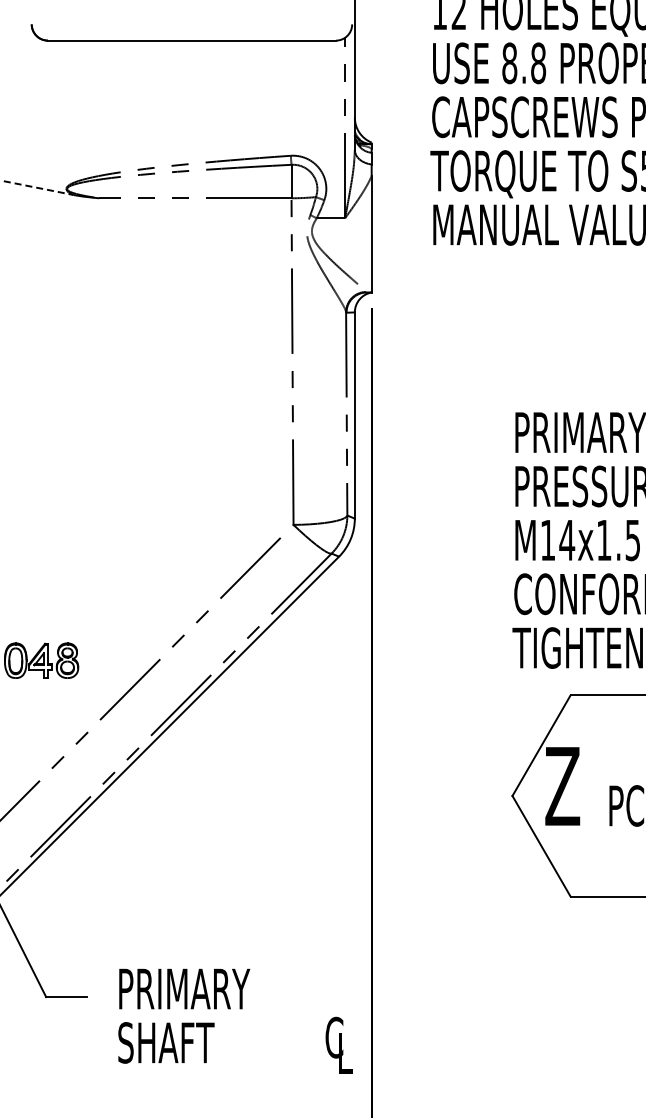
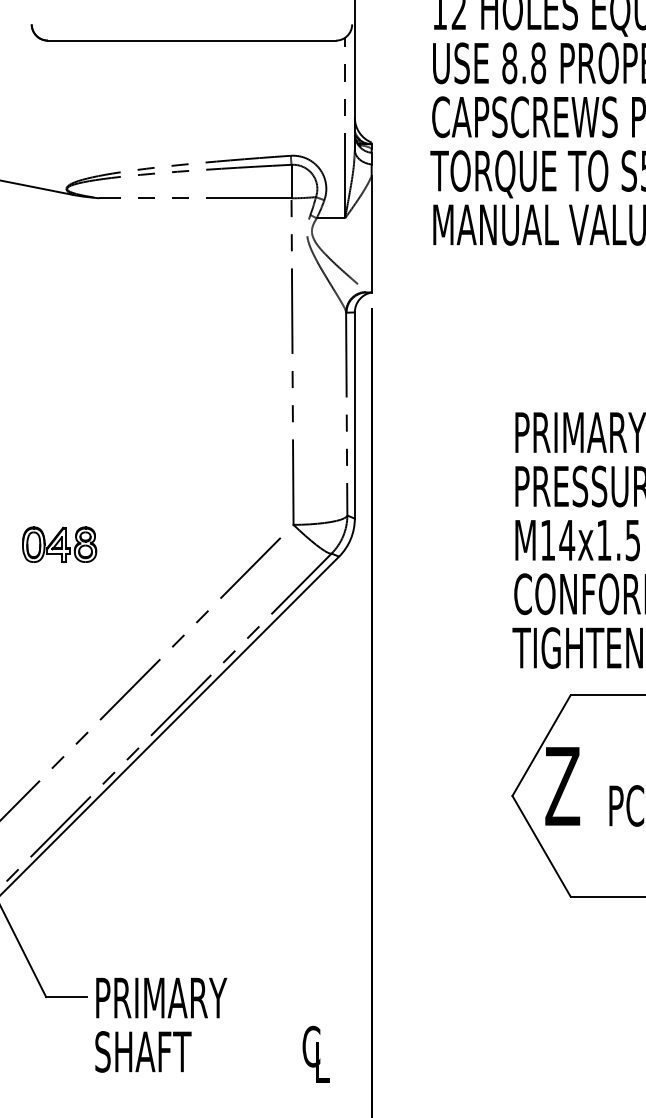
line: dashed -> solid (37, 187)
part position: (41, 660) -> (59, 544) (59, 544)
text position: (235, 1020) -> (212, 1029) (212, 1029)
